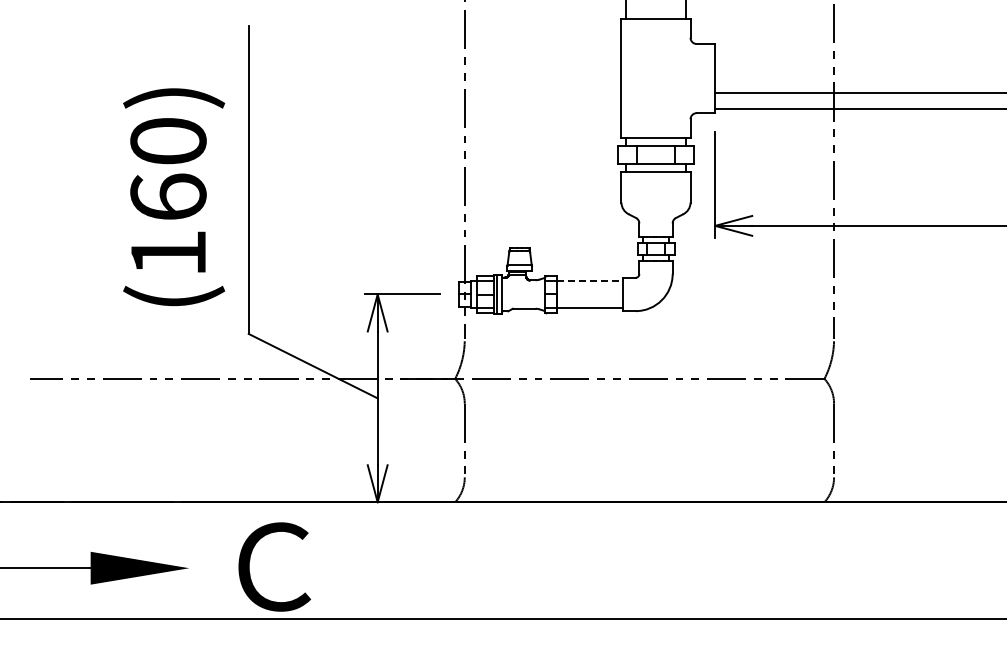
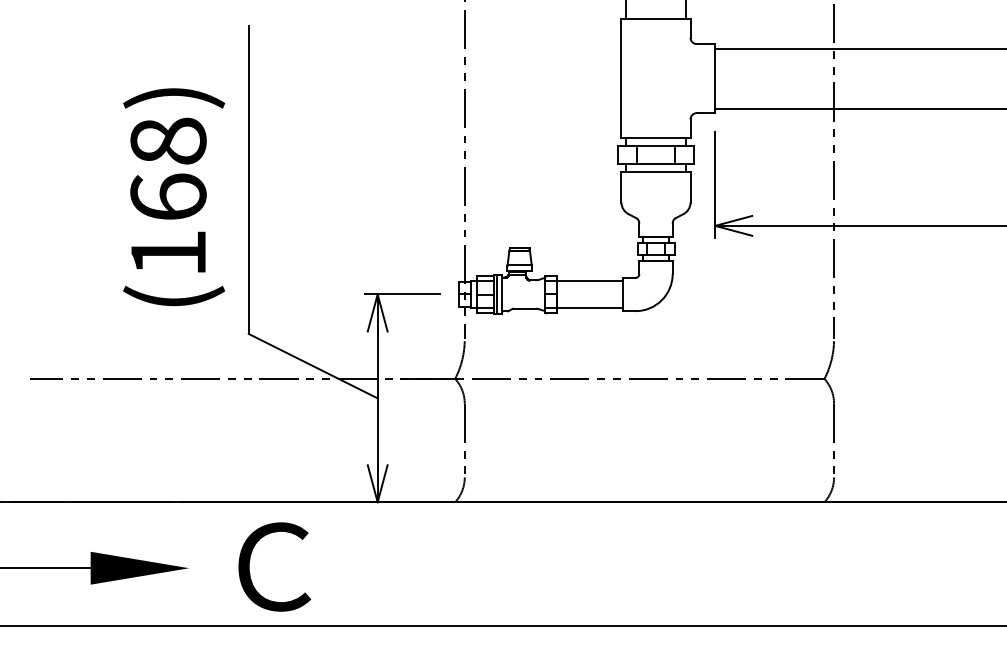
line position: (859, 92) -> (859, 48) (859, 48)
text: (160) -> (168) (168, 140)
line: dashed -> solid (590, 281)
line position: (502, 618) -> (502, 625) (502, 625)
